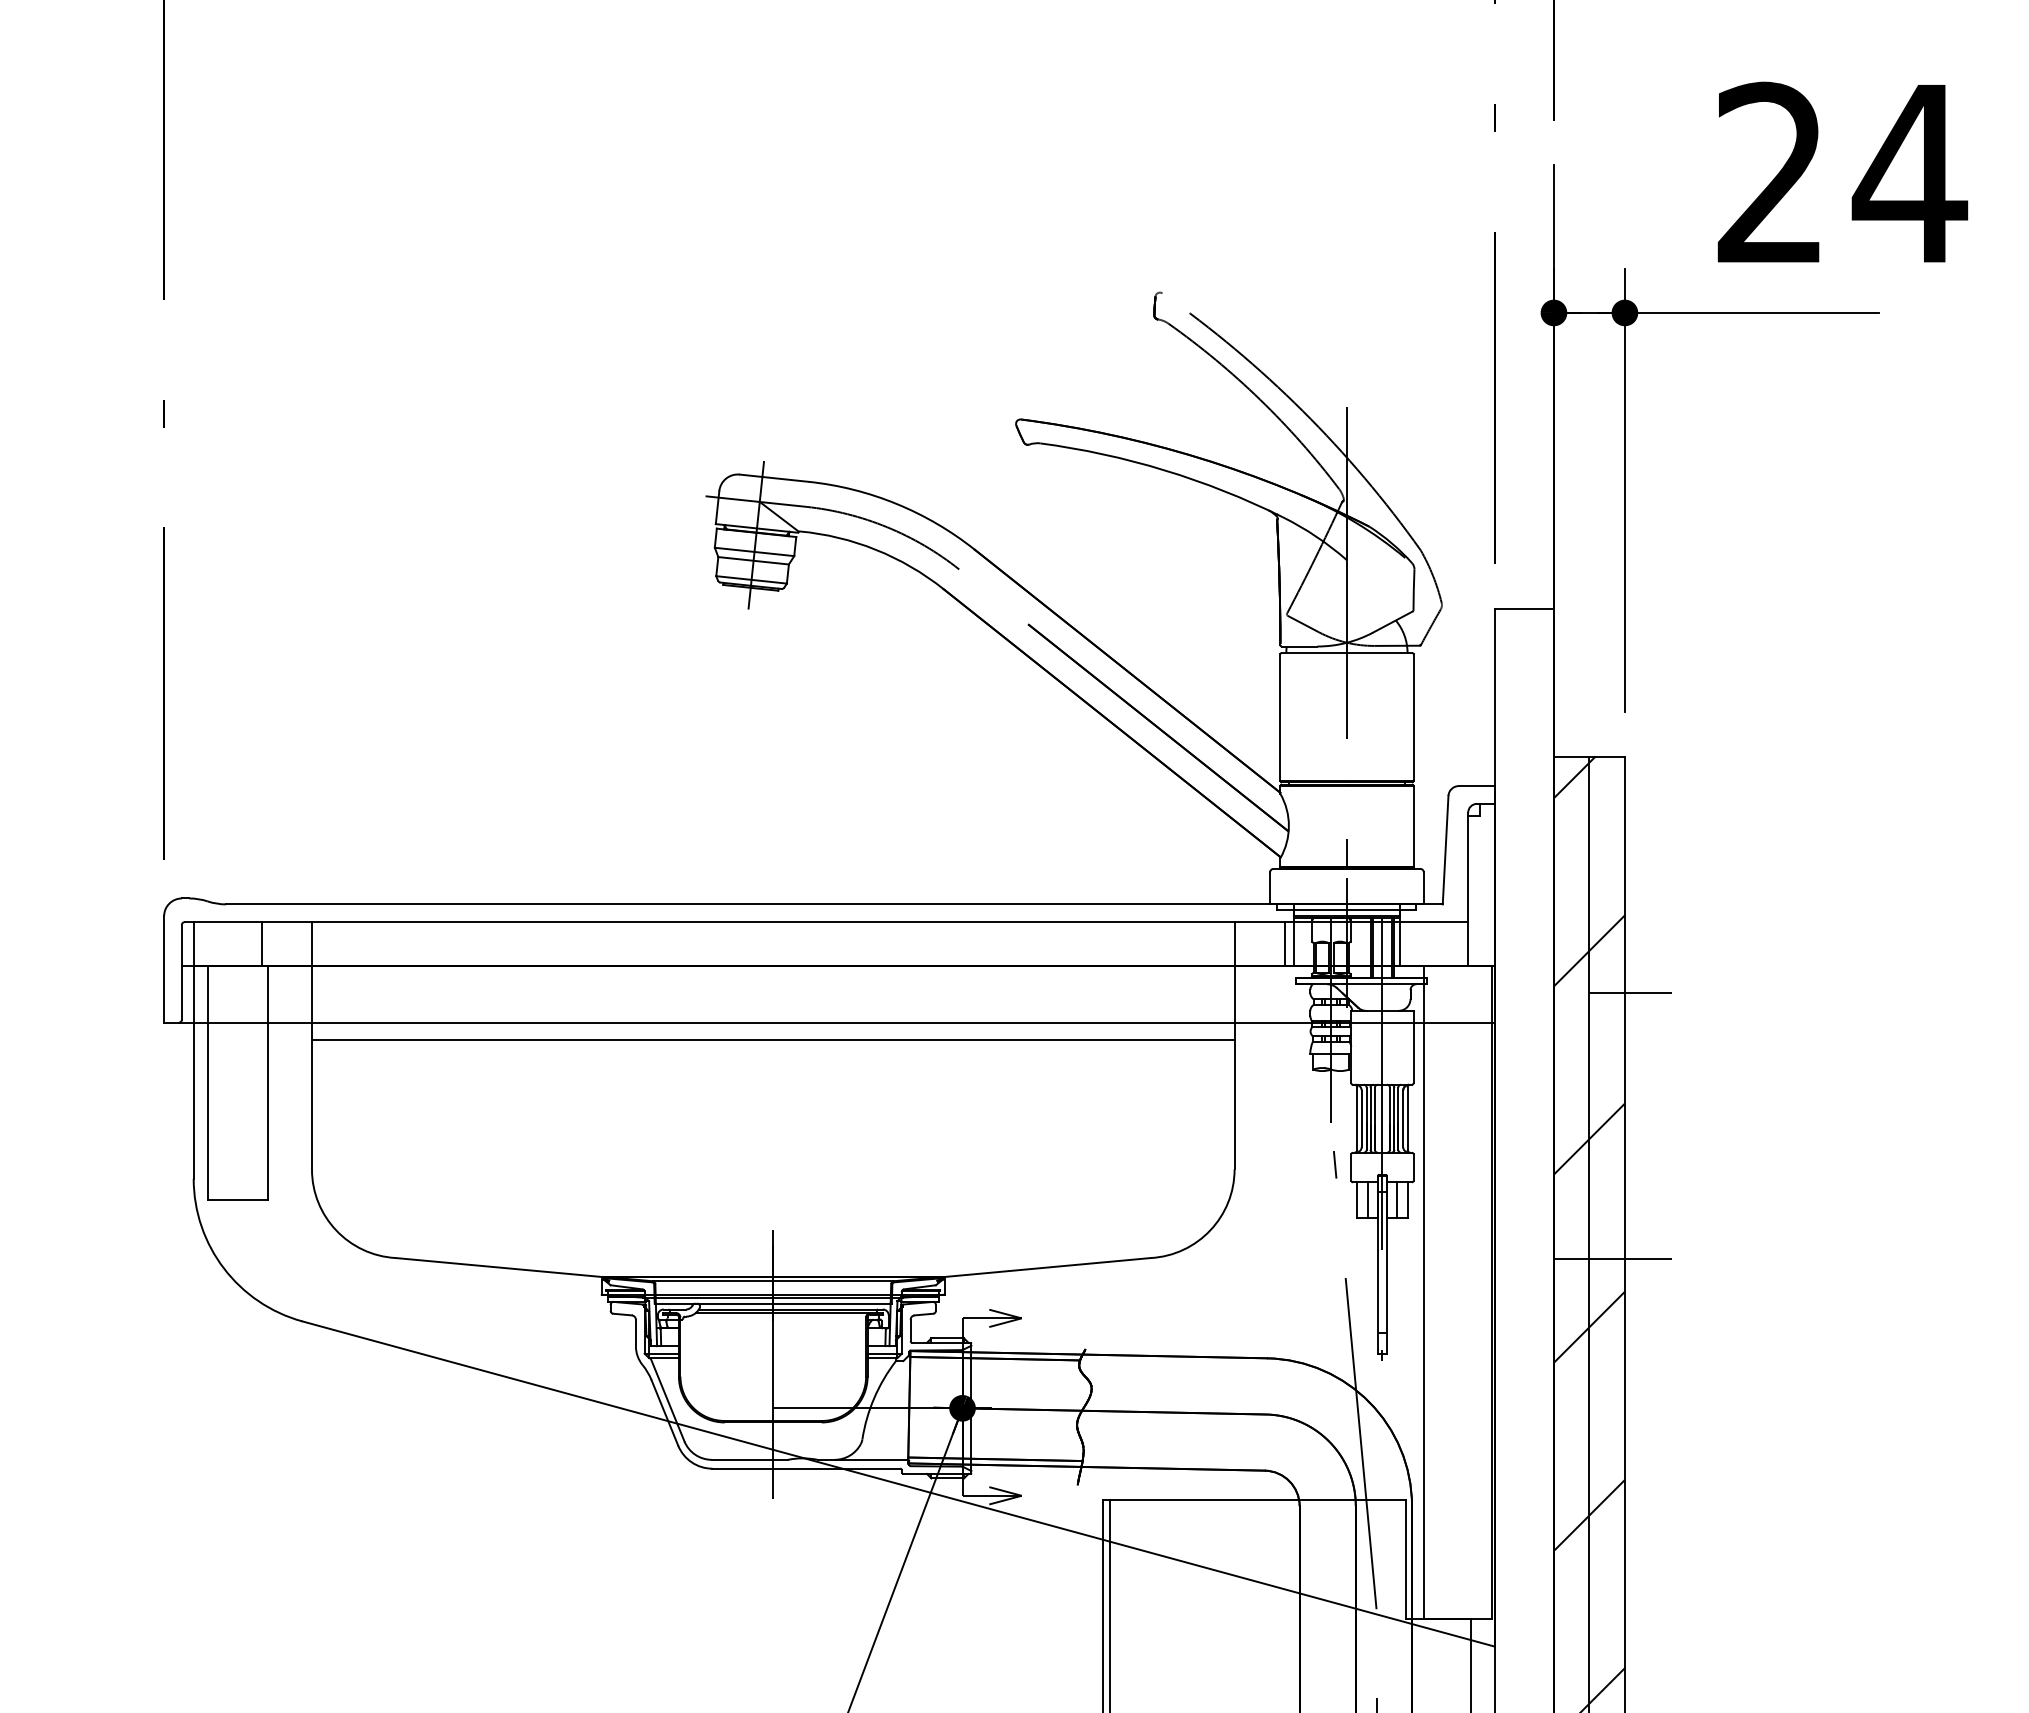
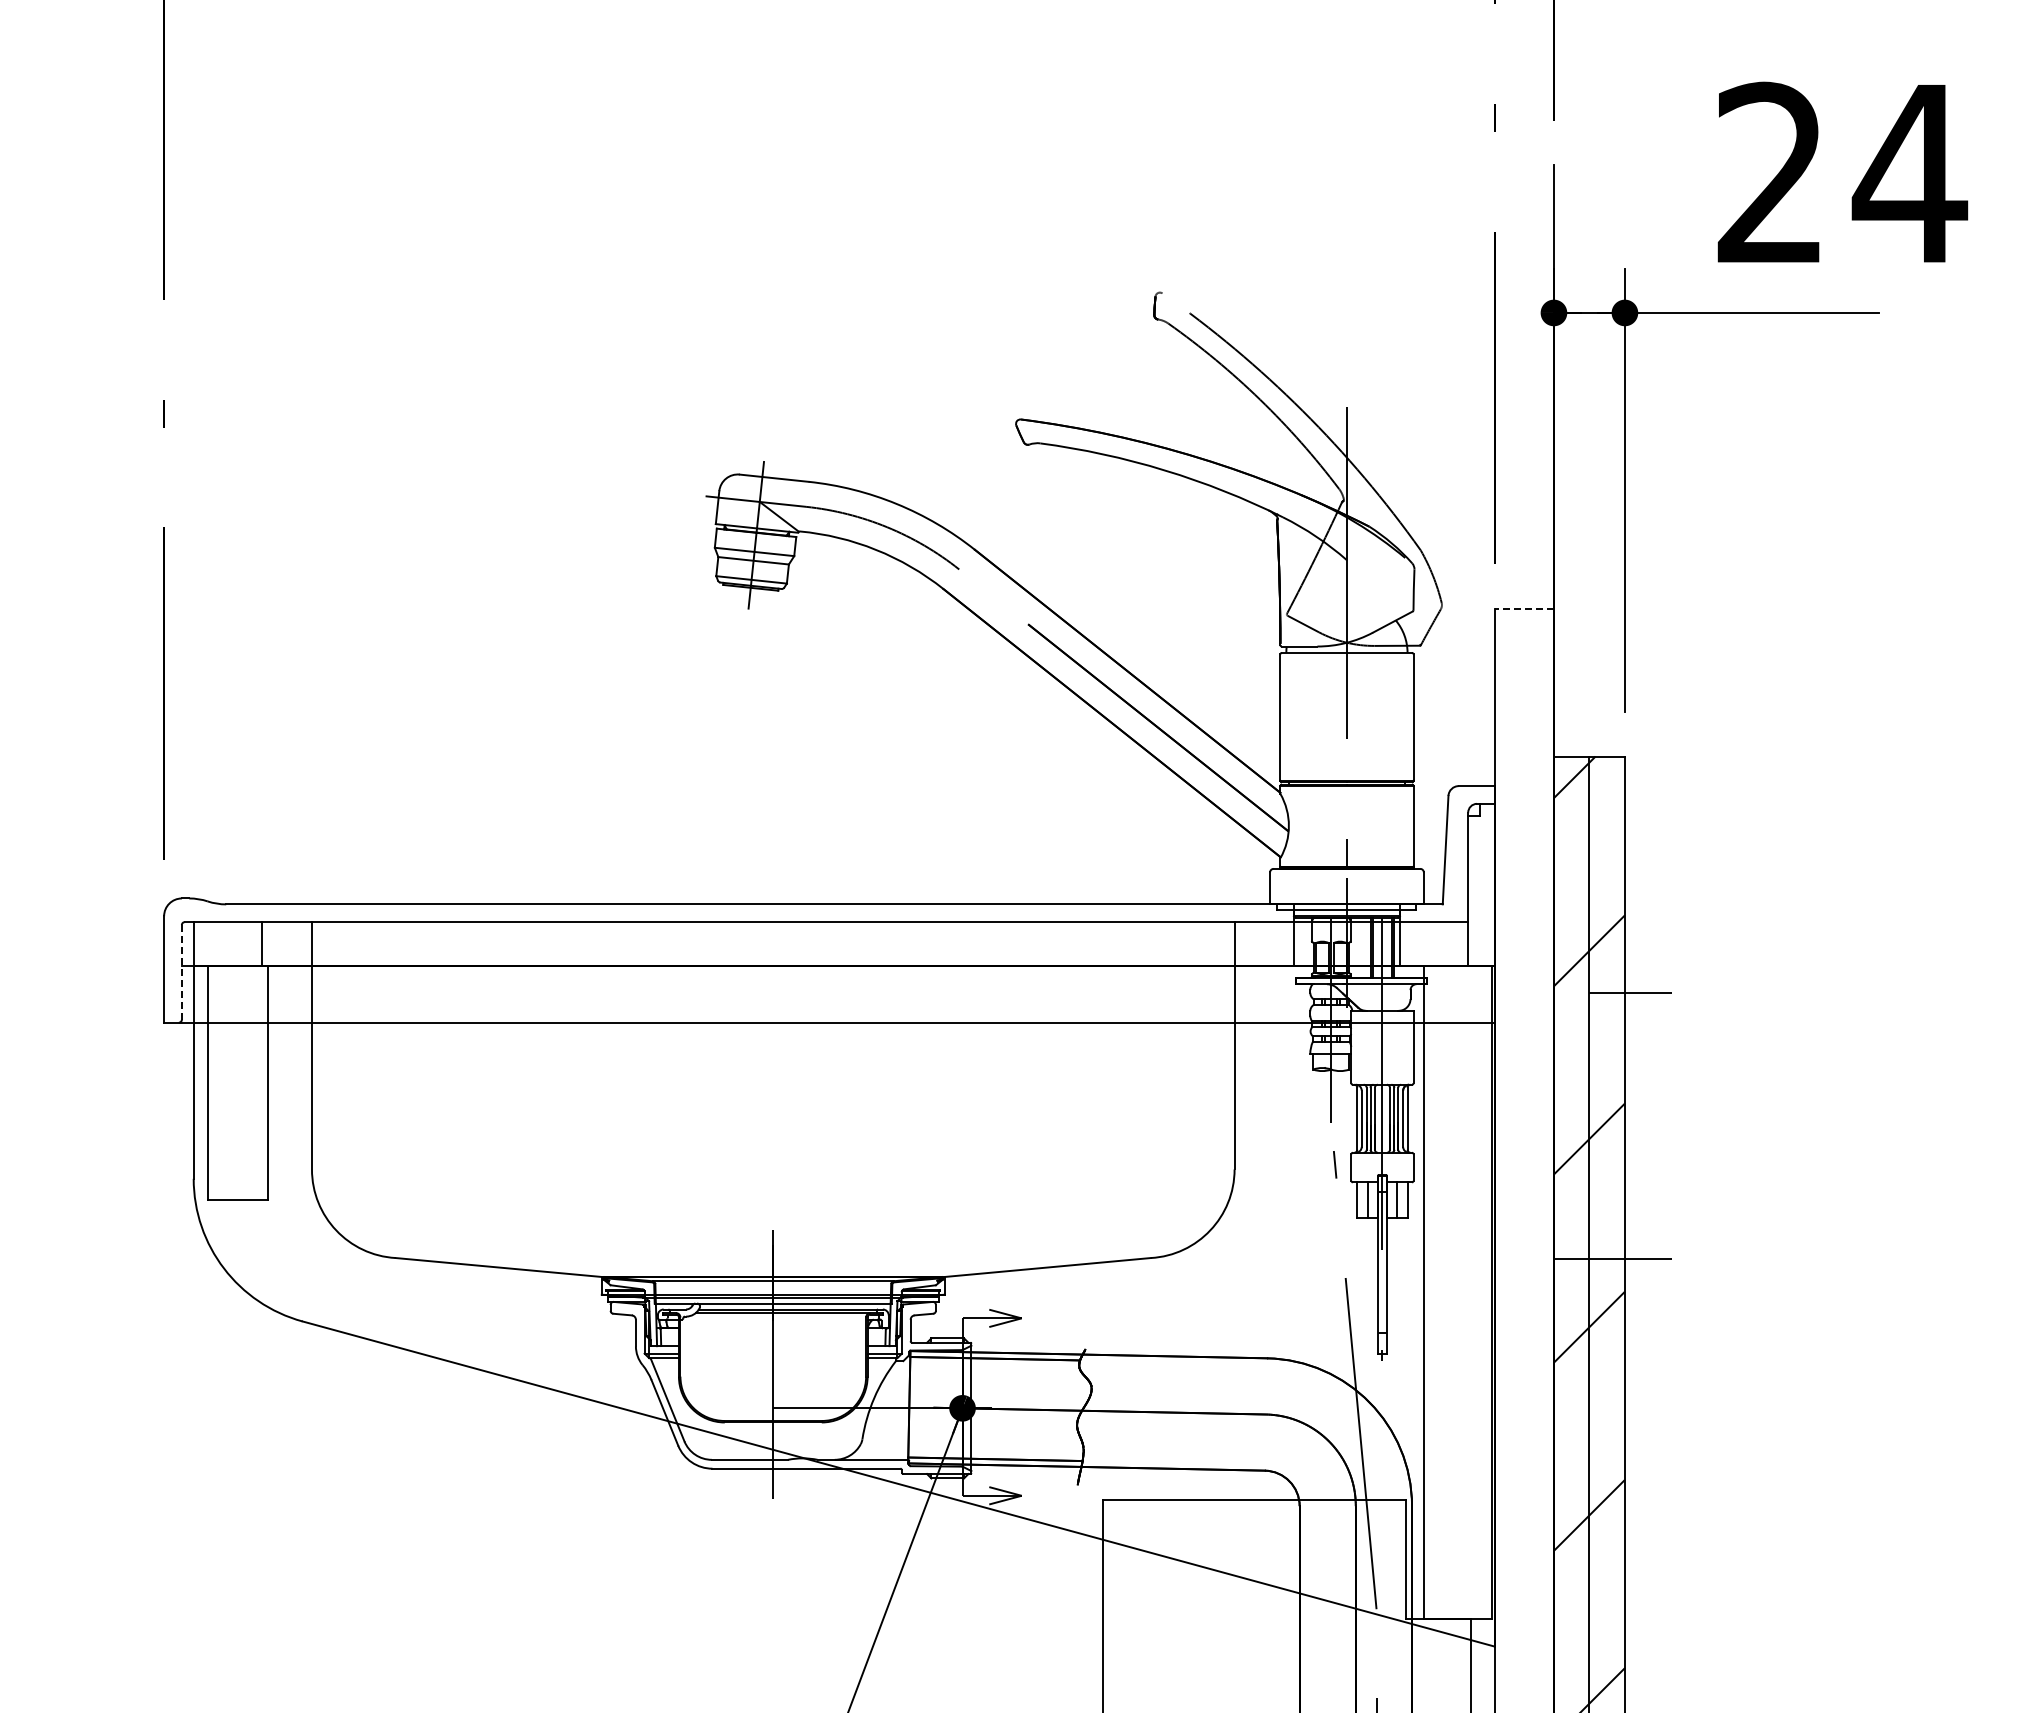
line: solid -> dashed (1524, 608)
line: present -> none (1284, 944)
line: solid -> dashed (181, 971)
line: present -> none (772, 1040)
line: present -> none (1110, 1604)
